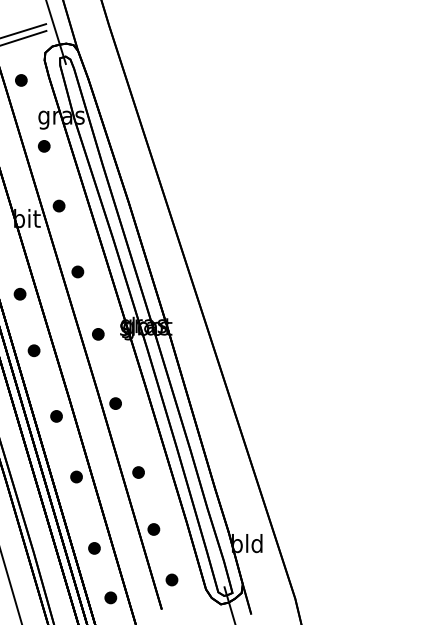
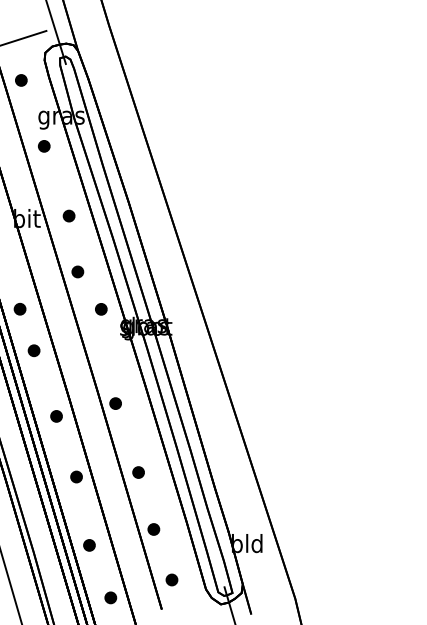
line: present -> none (24, 30)
part position: (58, 205) -> (68, 215) (68, 215)
part position: (19, 294) -> (19, 309) (19, 309)
part position: (98, 334) -> (101, 309) (101, 309)
part position: (94, 548) -> (89, 545) (89, 545)
